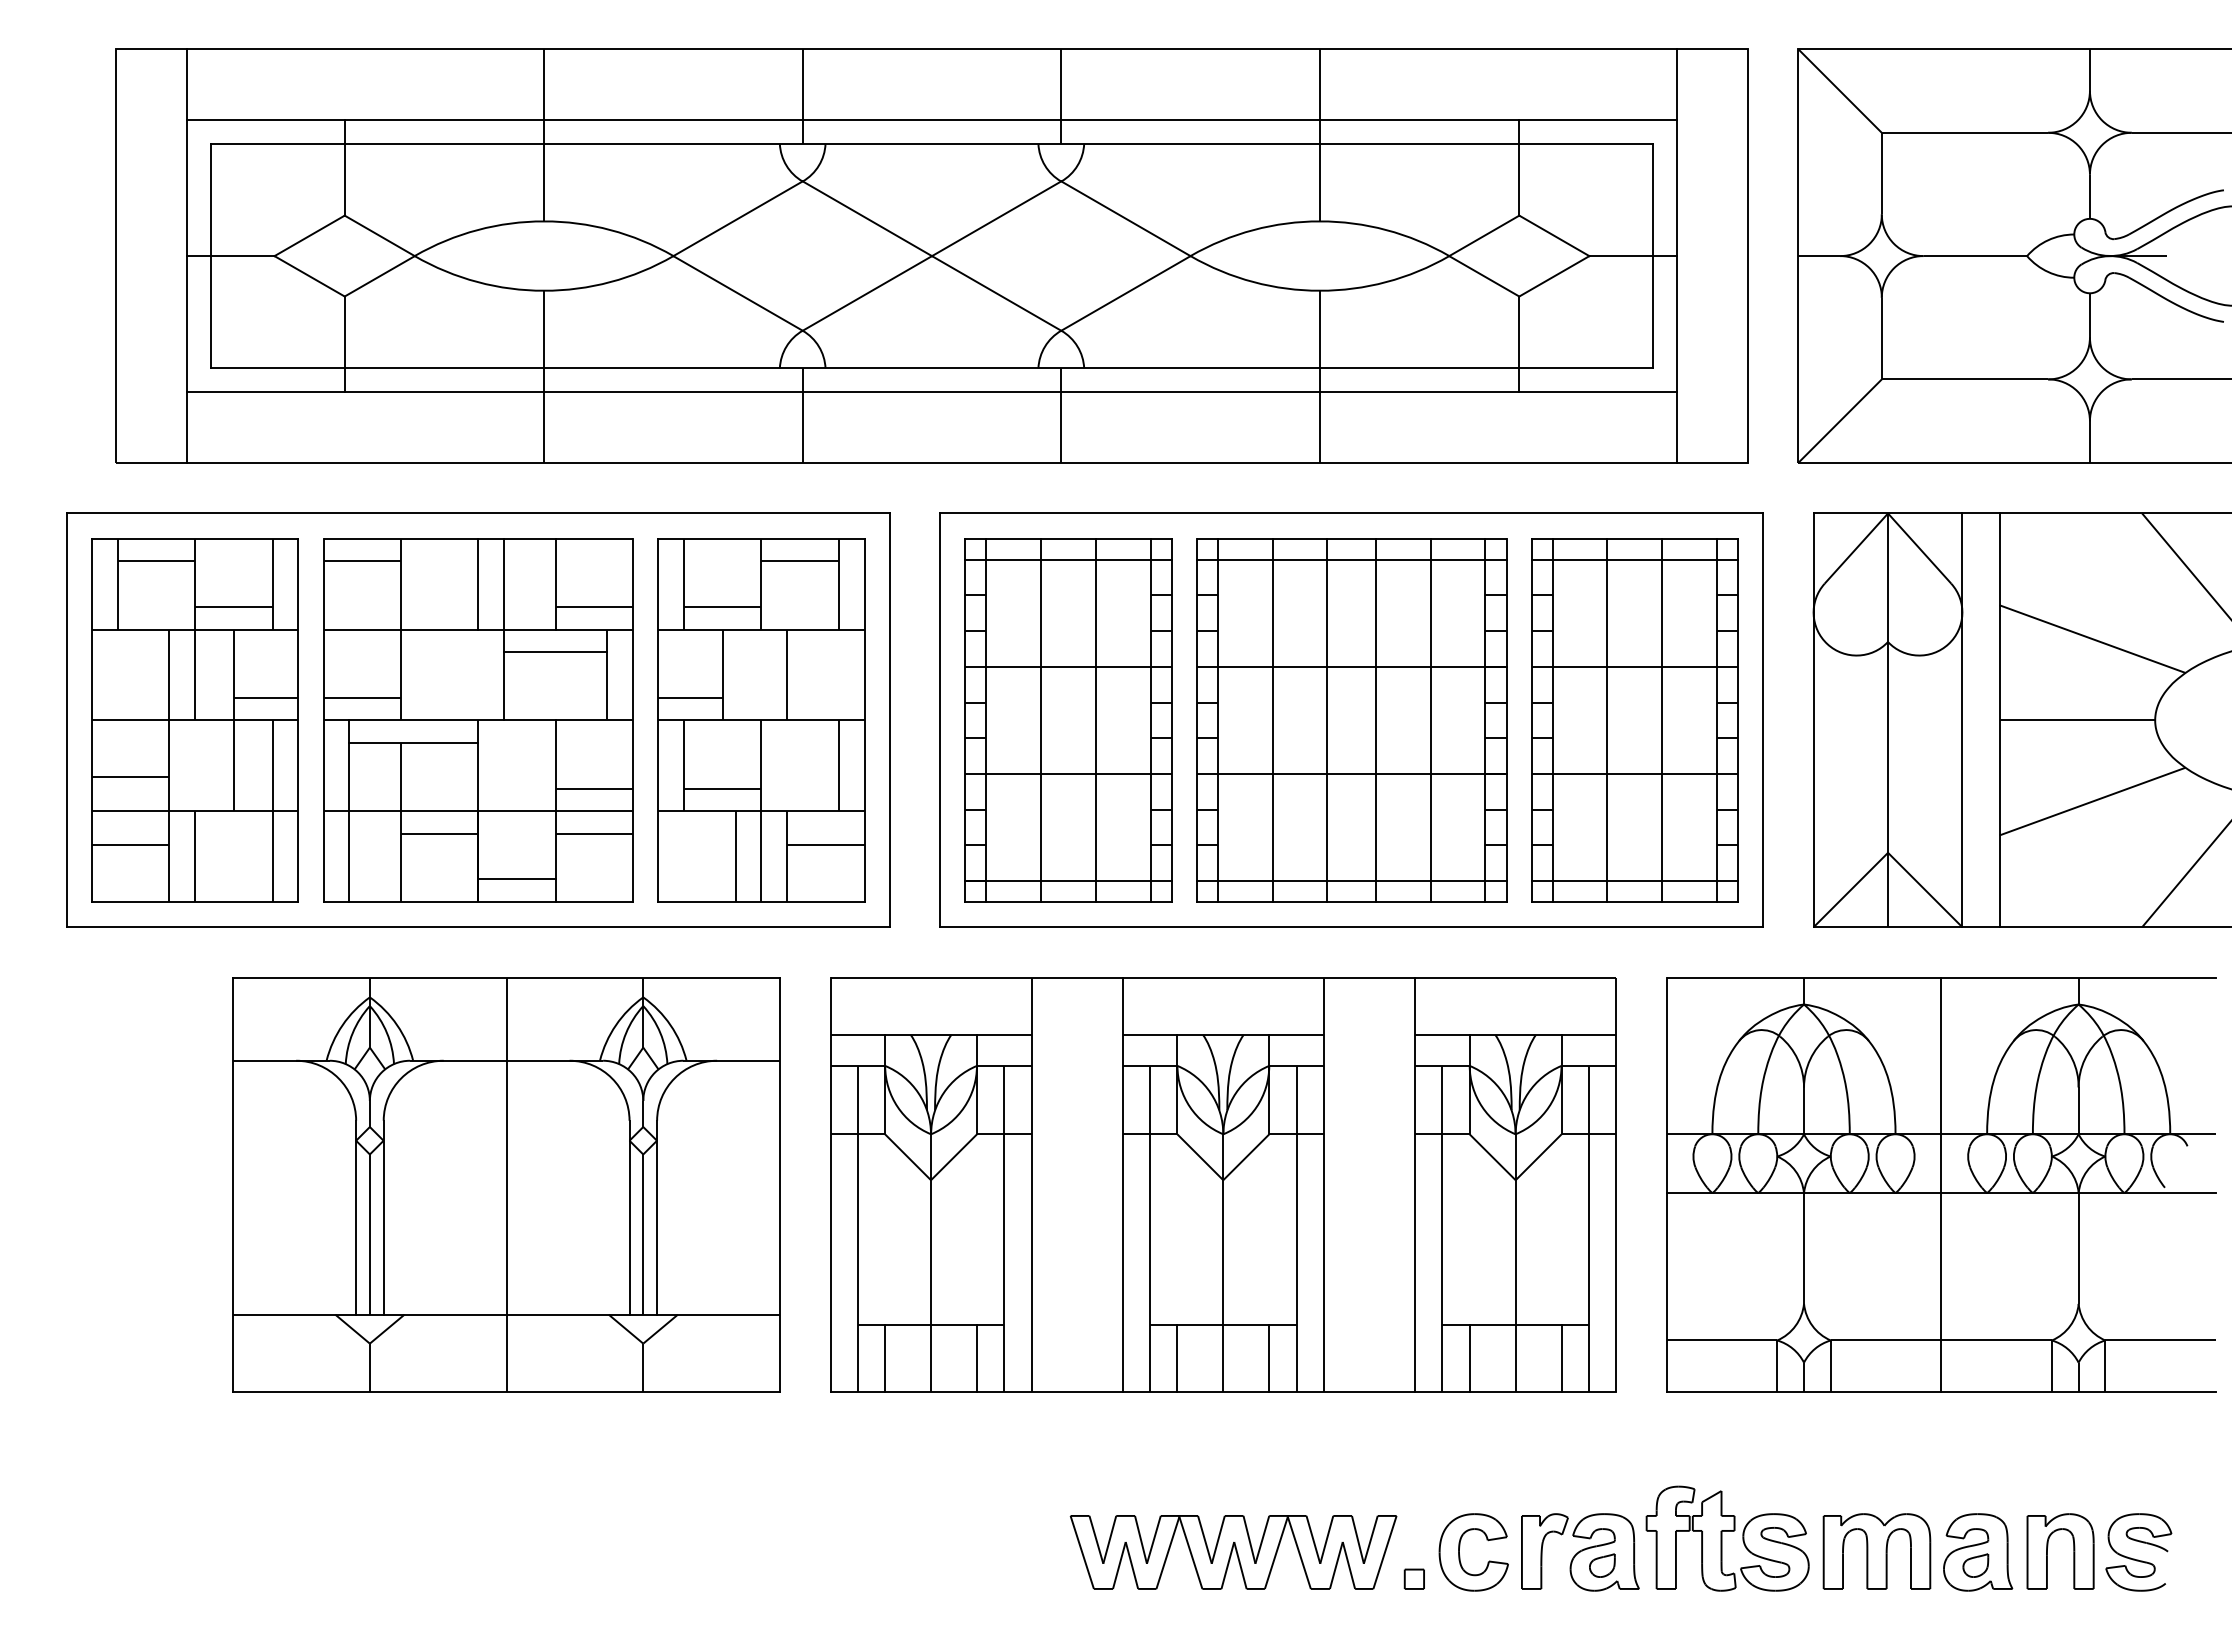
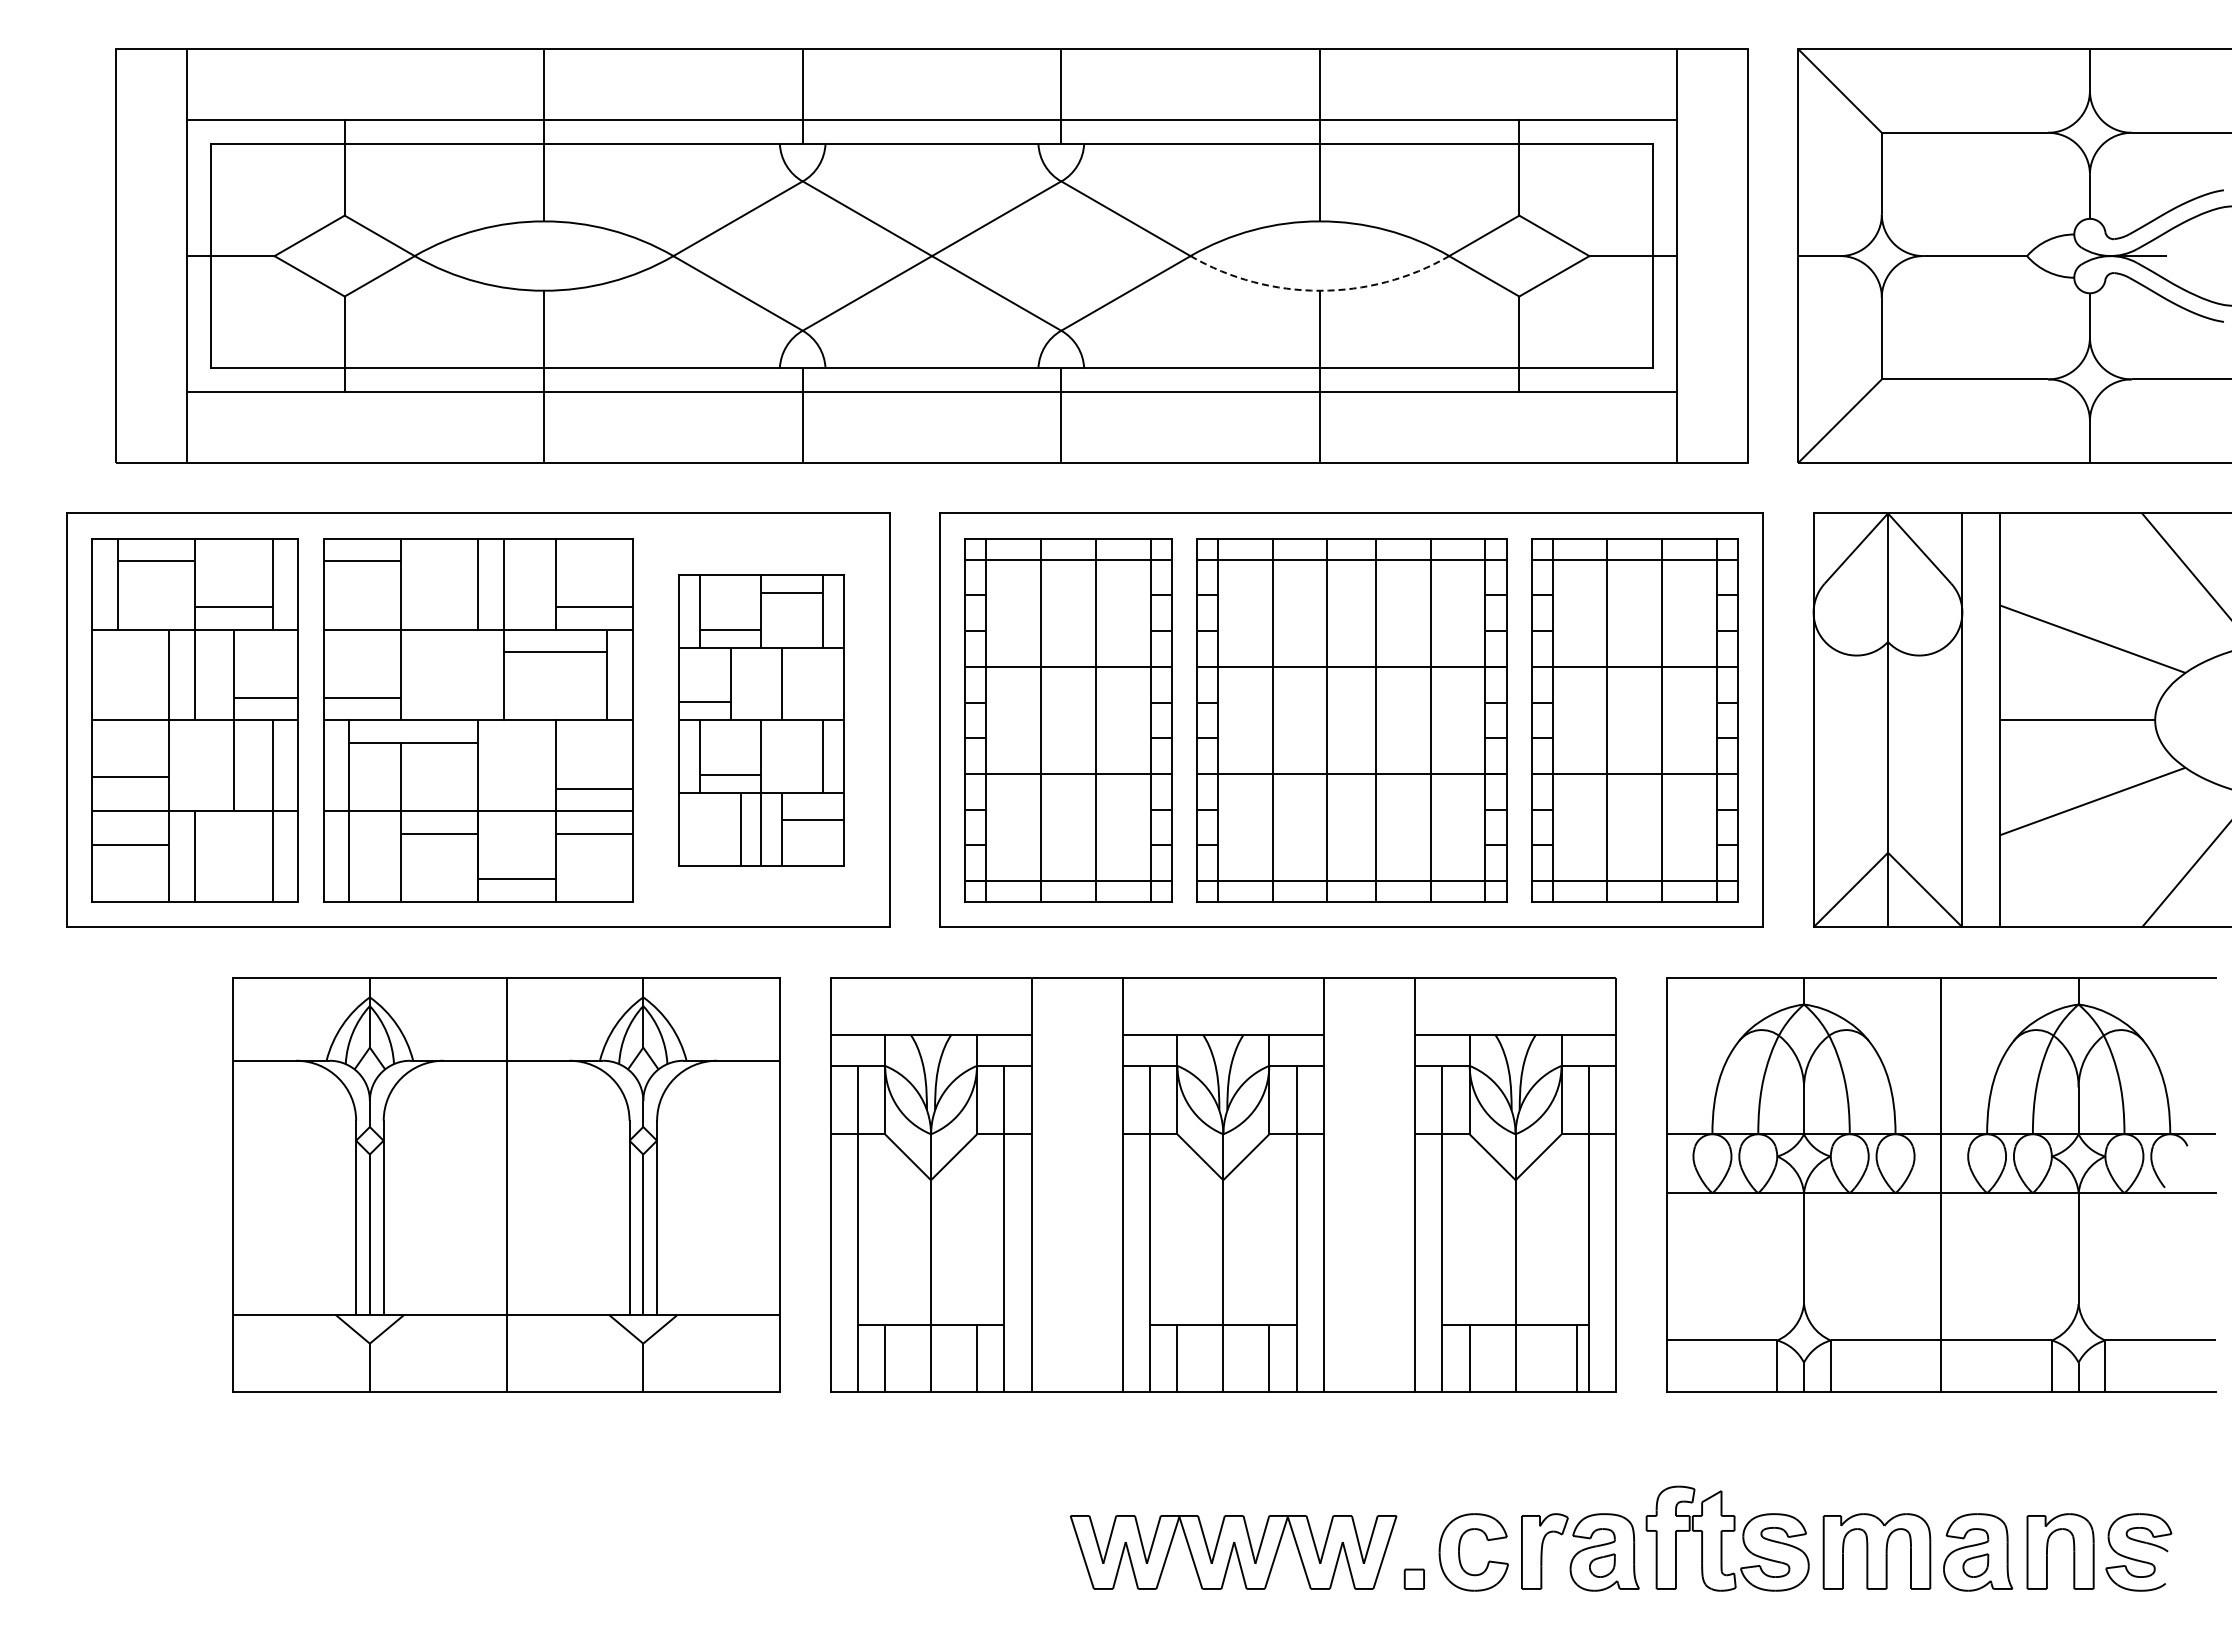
arc: solid -> dashed (1319, 290)
part size: 209x365 px -> 167x293 px (761, 720)
line position: (1561, 1358) -> (1576, 1358) (1576, 1358)
